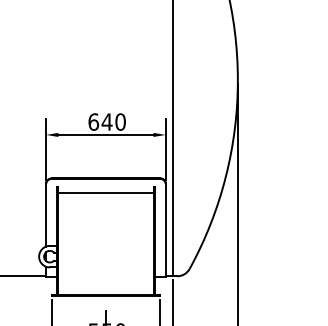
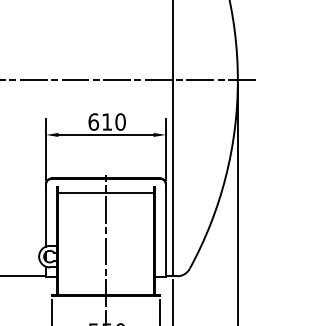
line: none -> present (128, 80)
text: 640 -> 610 (106, 121)
line: none -> present (105, 240)
